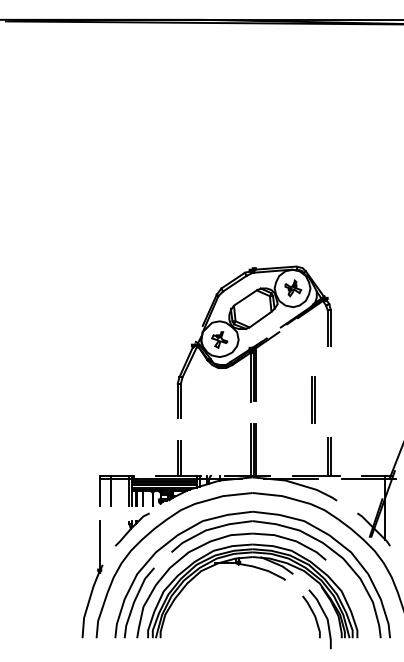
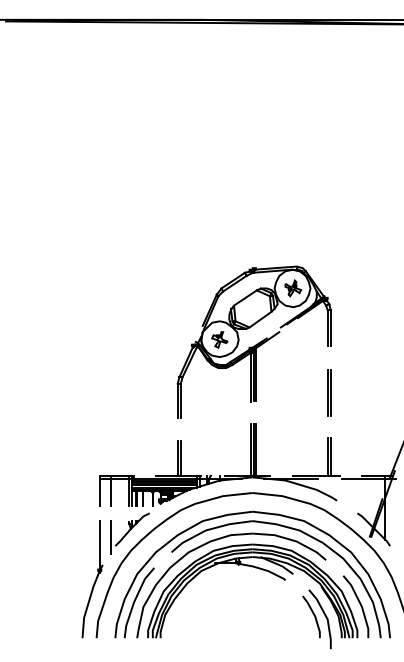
line position: (312, 399) -> (328, 392) (328, 392)
line: none -> present (110, 537)
line: none -> present (359, 604)
